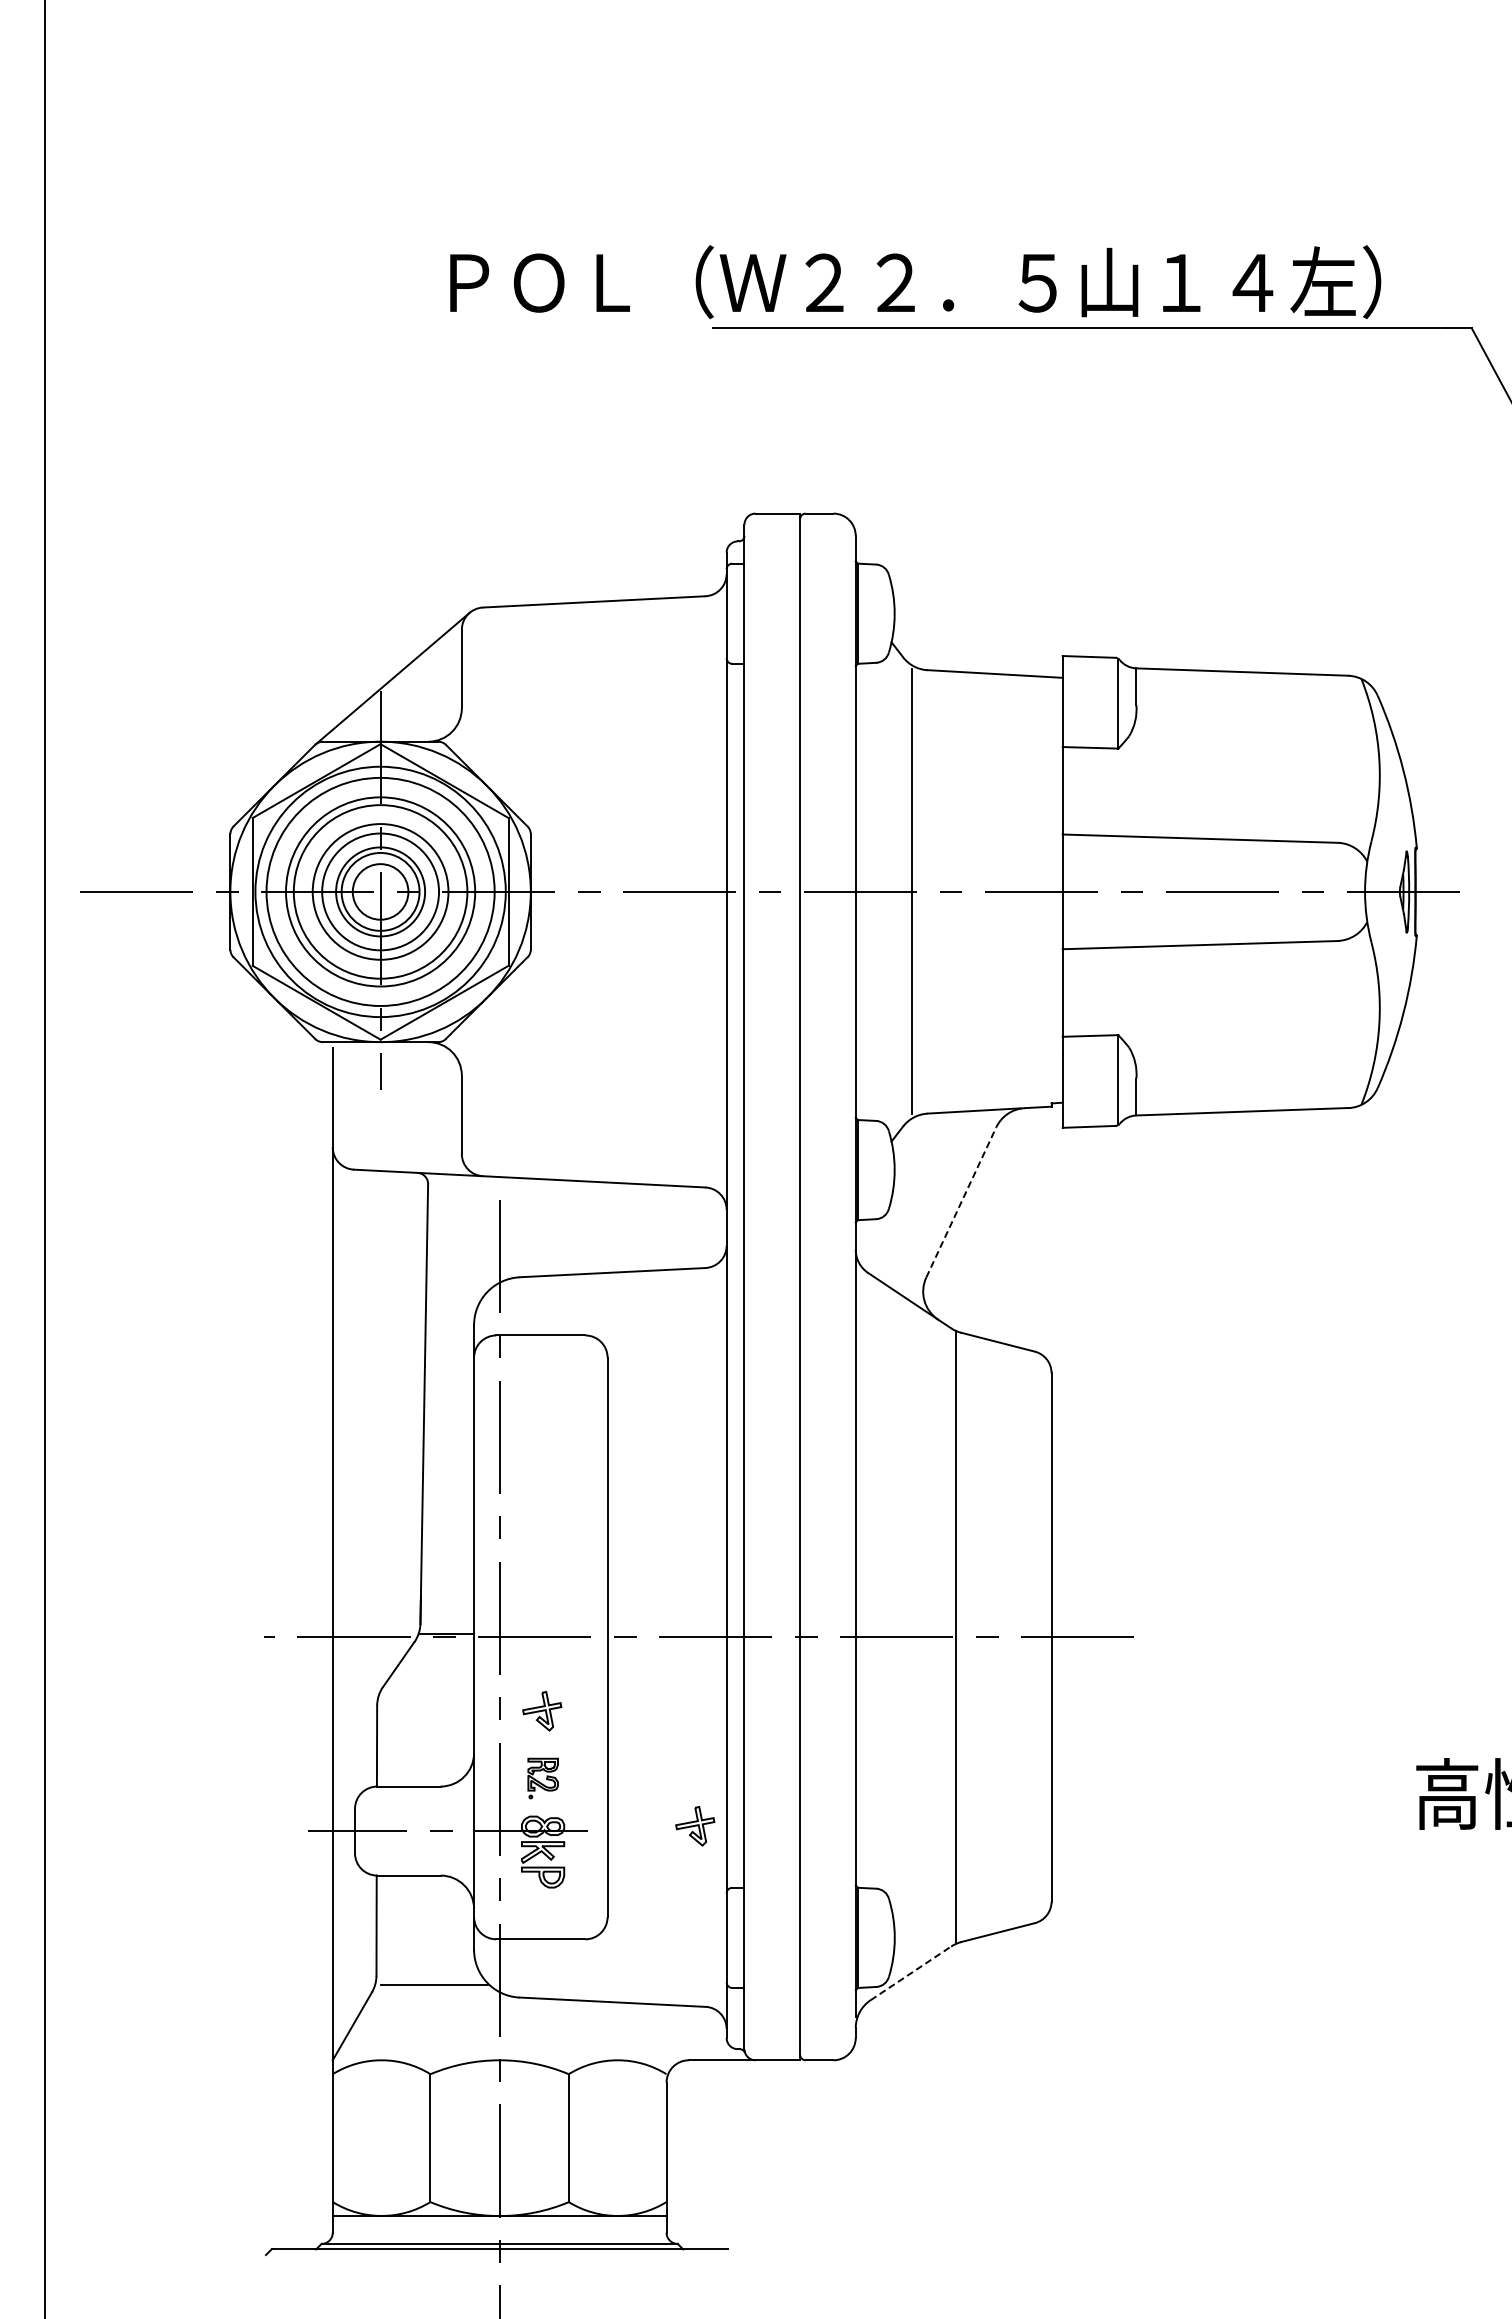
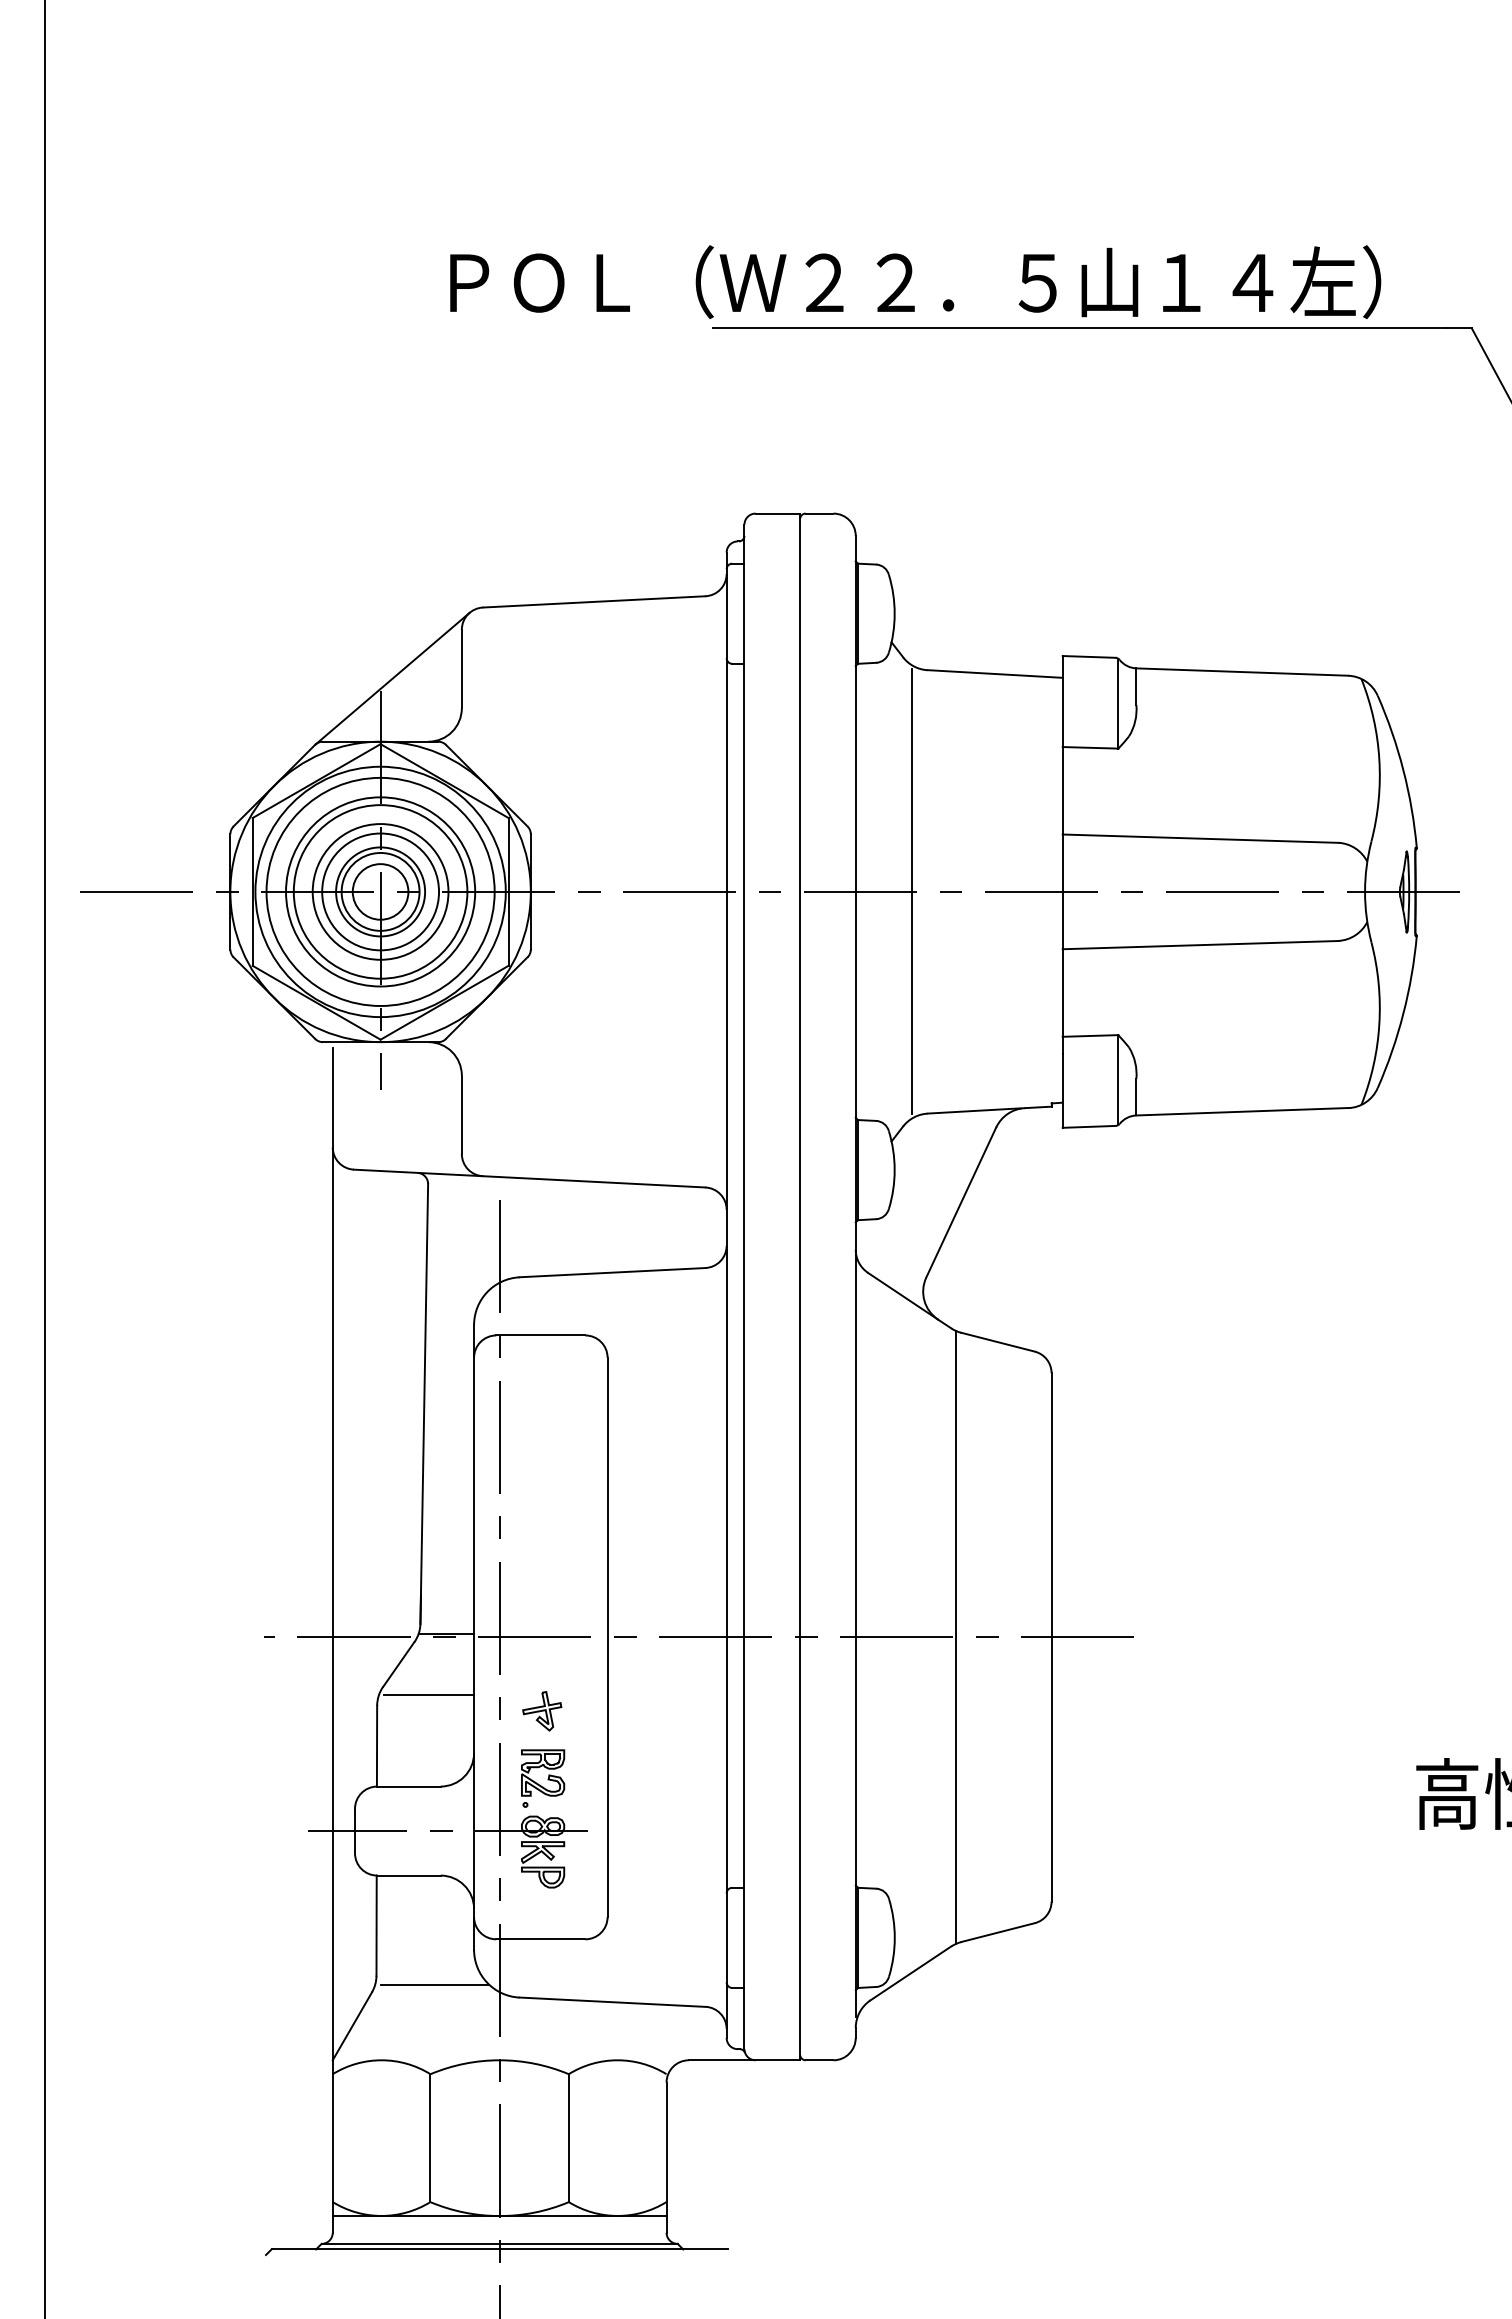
line: dashed -> solid (961, 1202)
line: none -> present (429, 1695)
part size: 32x43 px -> 45x59 px (543, 1778)
part: present -> none (695, 1826)
line: dashed -> solid (911, 1973)
